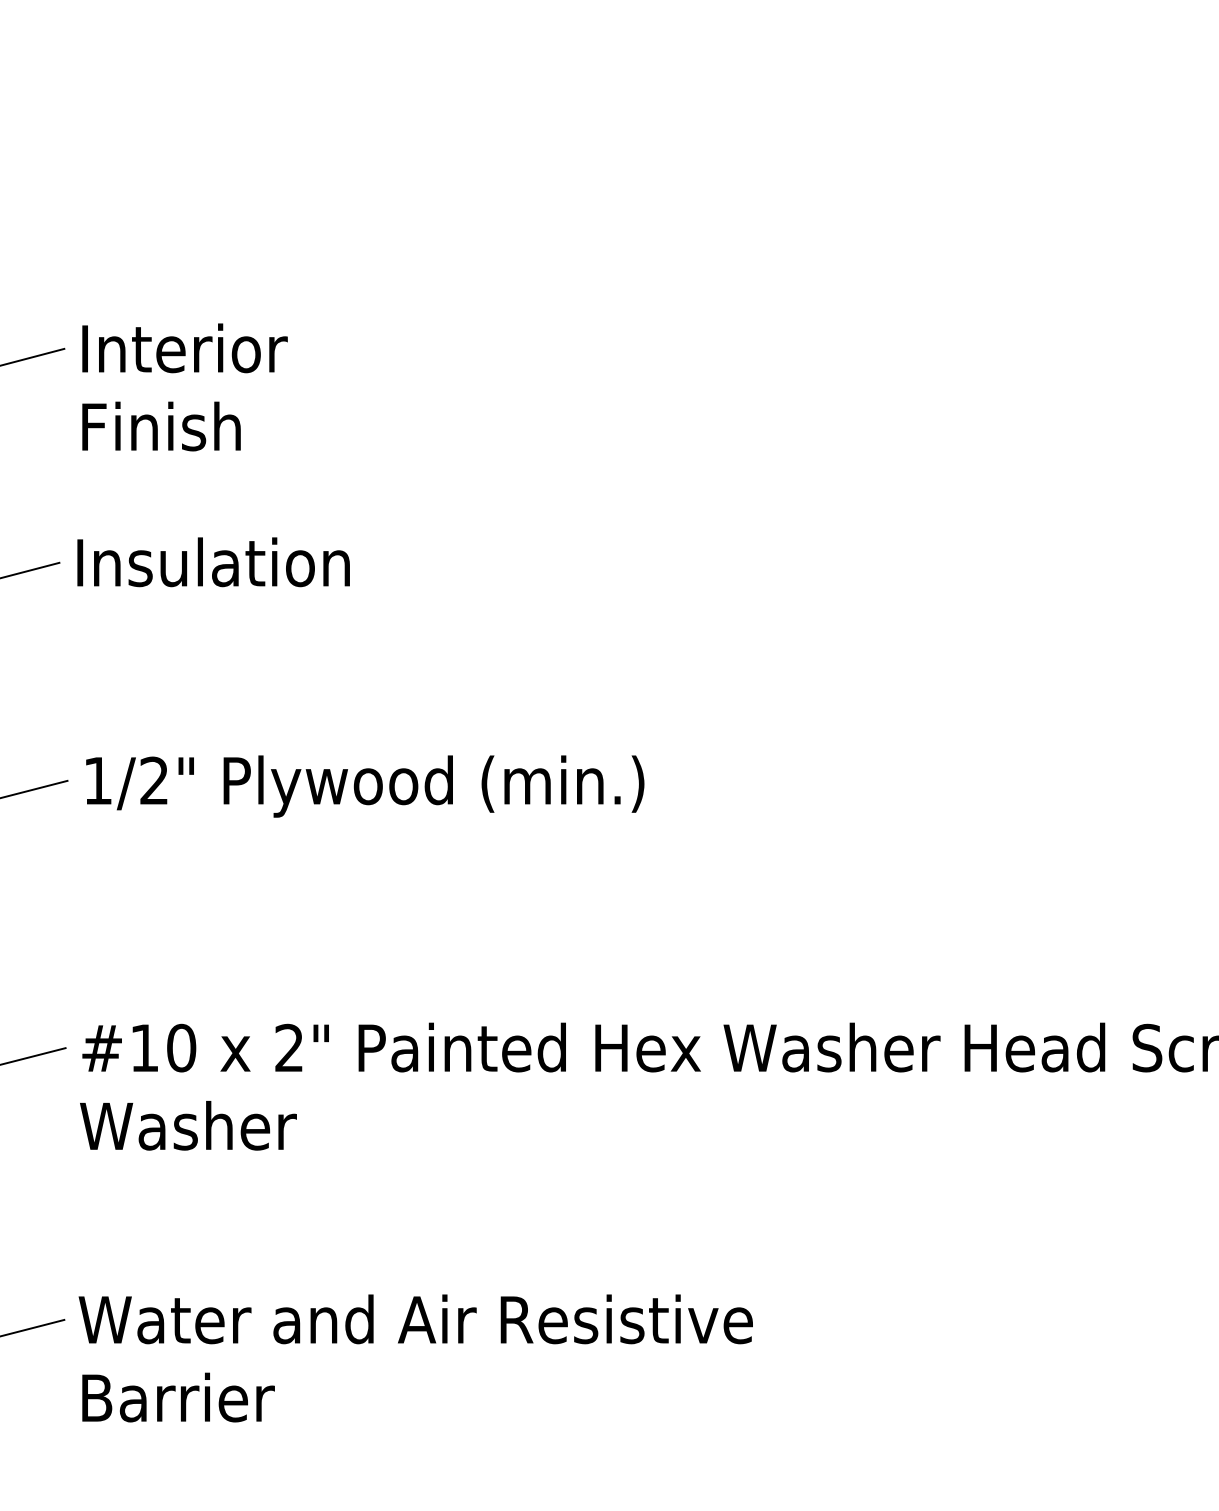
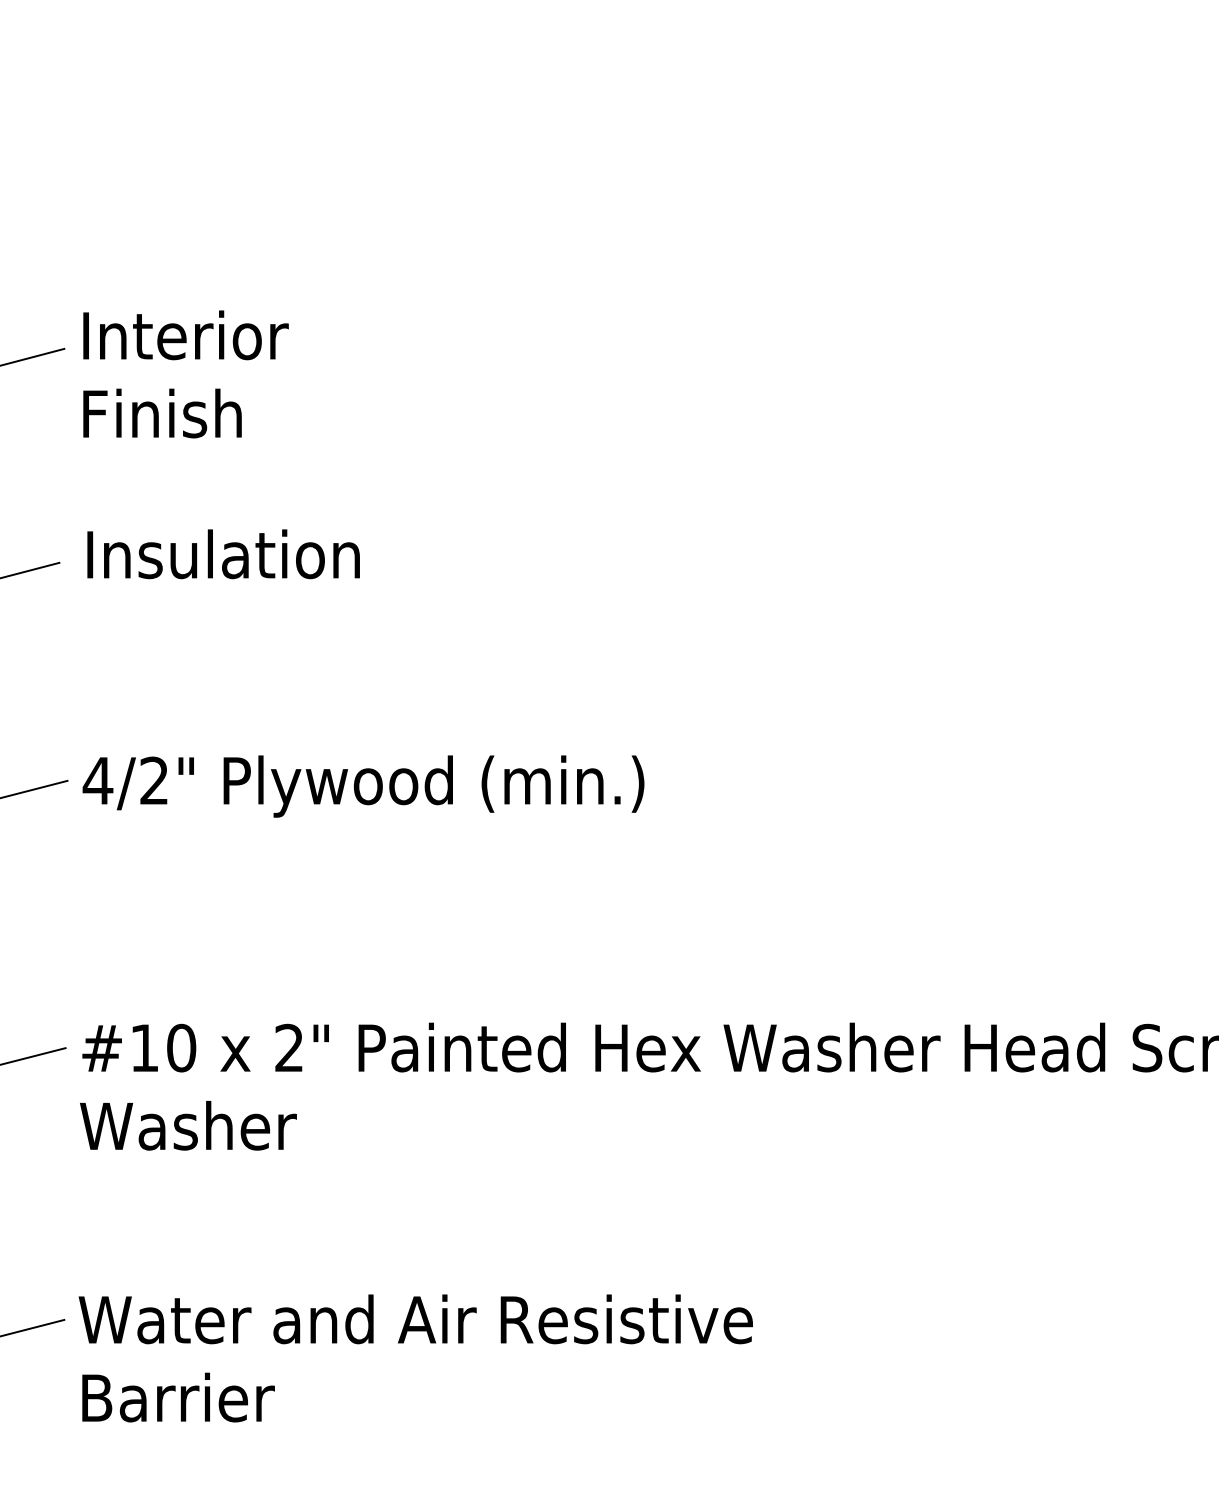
text position: (184, 387) -> (185, 374) (185, 374)
text position: (213, 562) -> (223, 554) (223, 554)
text: 1/2" -> 4/2" (97, 780)
